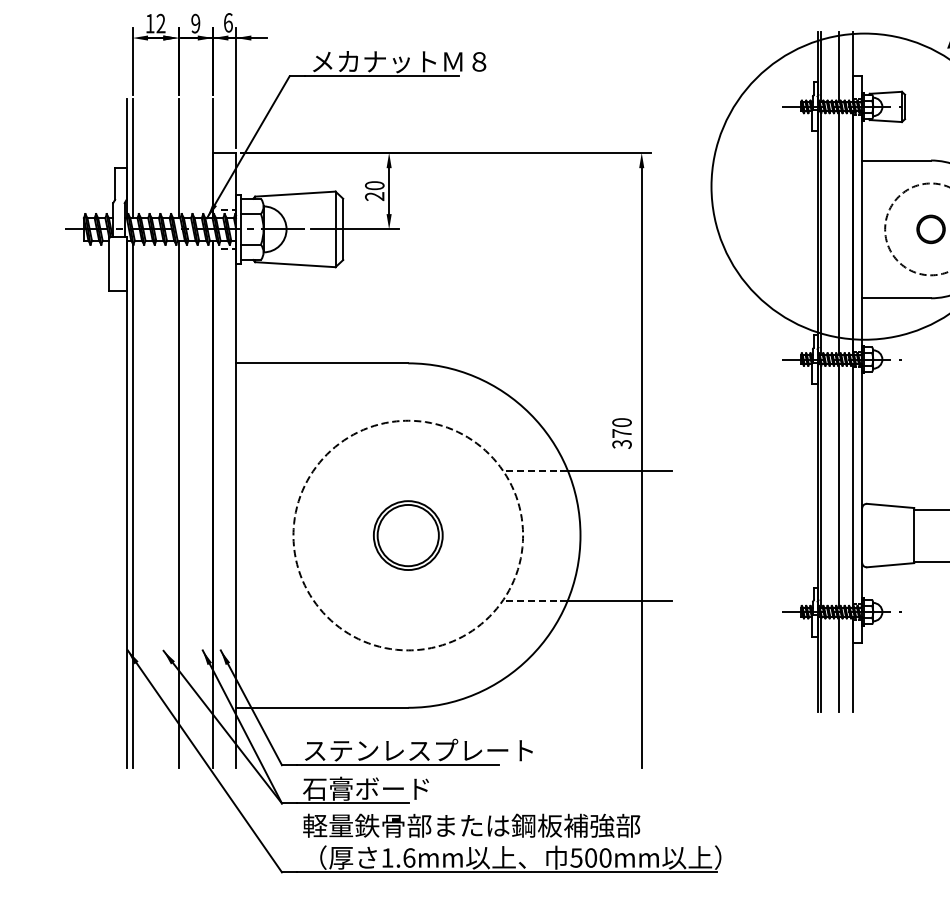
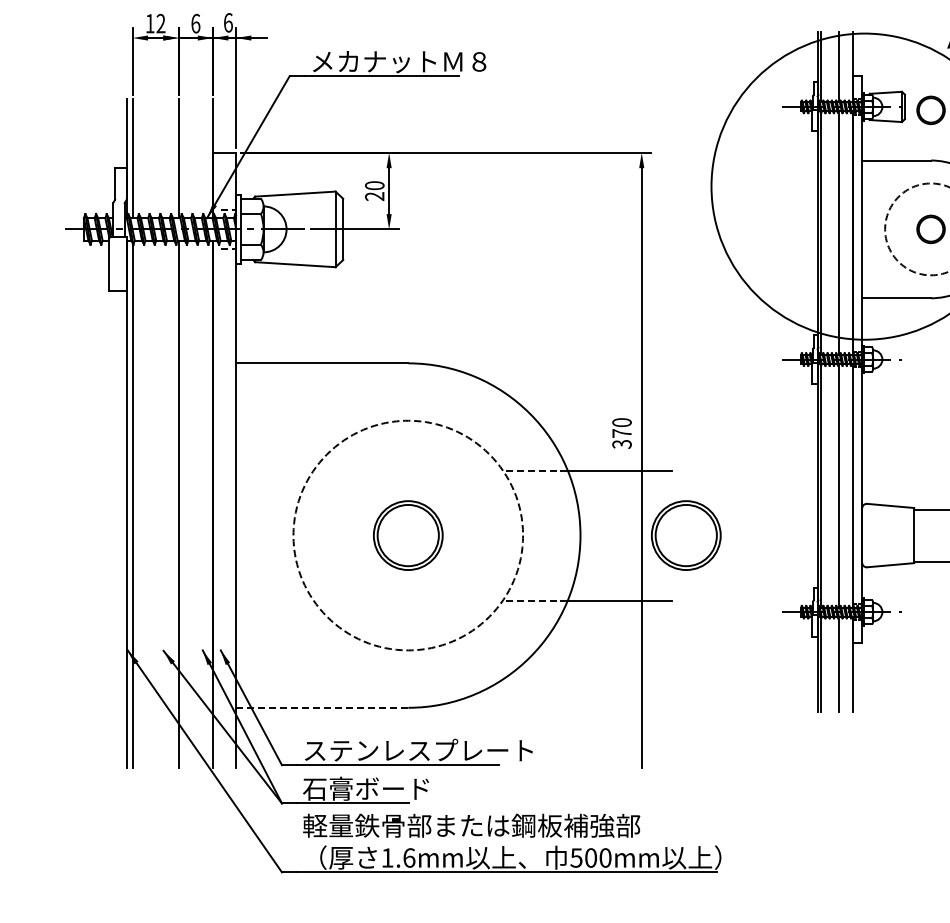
text: 9 -> 6 (195, 23)
part: none -> present (930, 110)
part: none -> present (686, 535)
line: solid -> dashed (321, 707)
